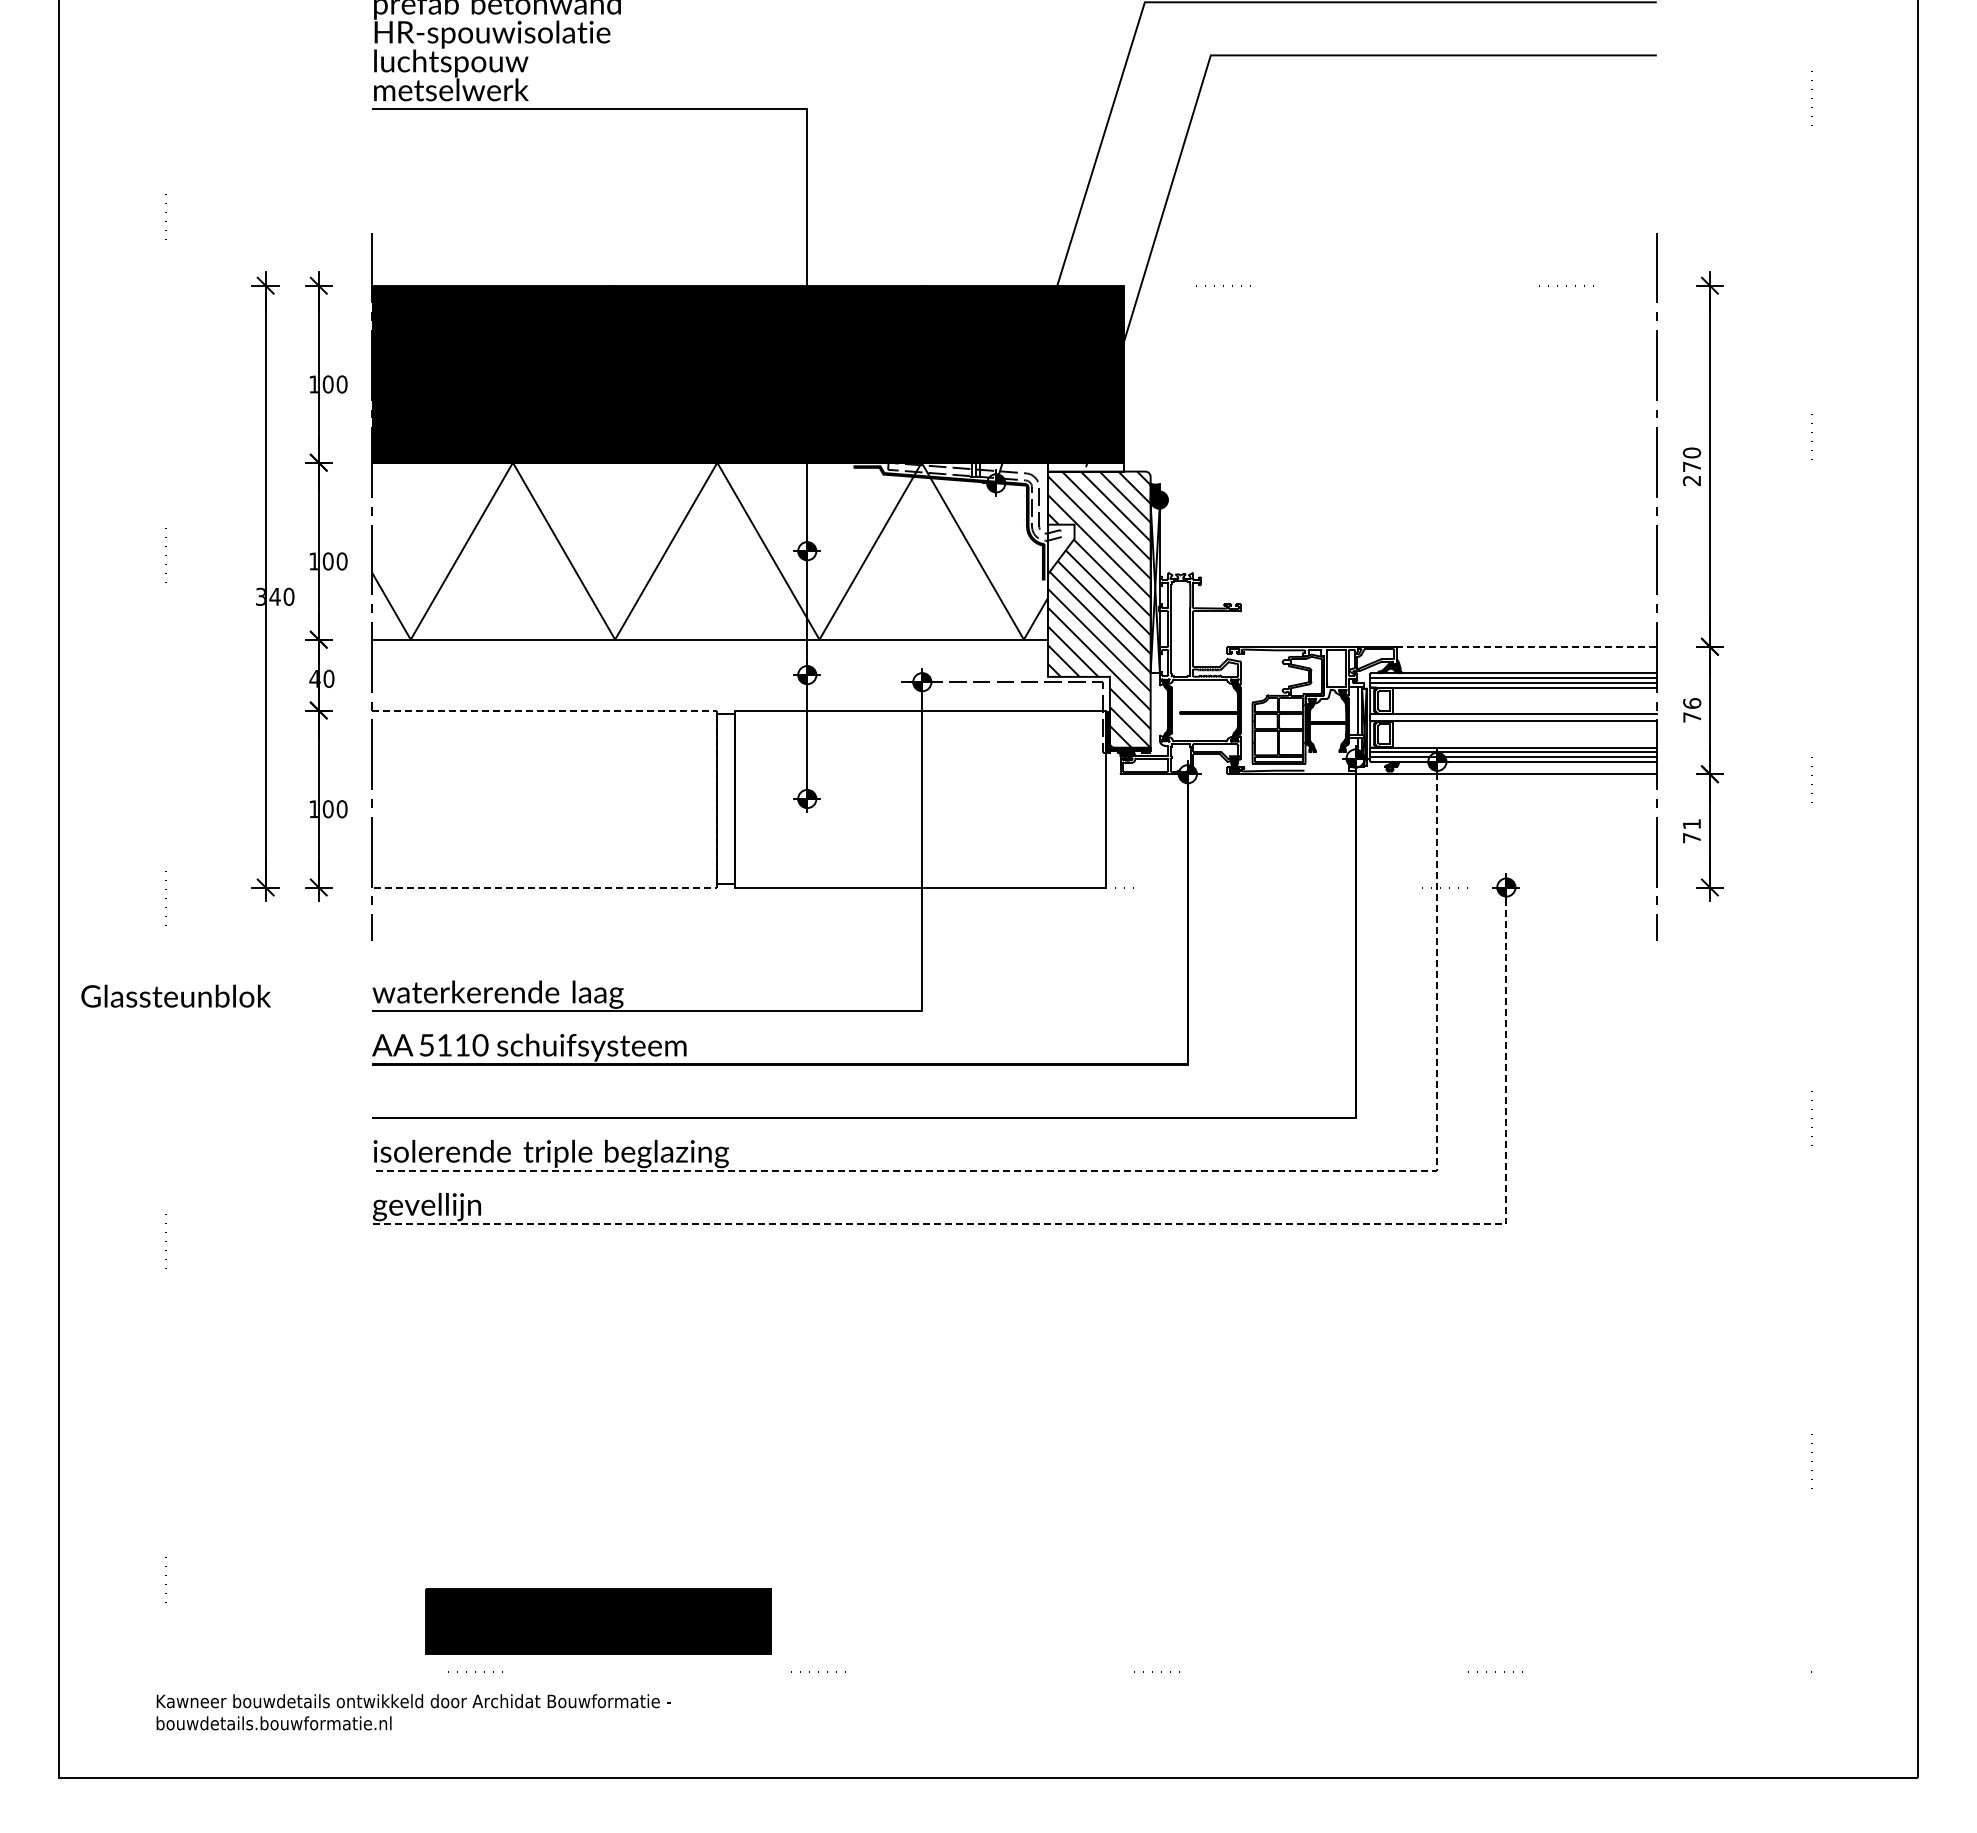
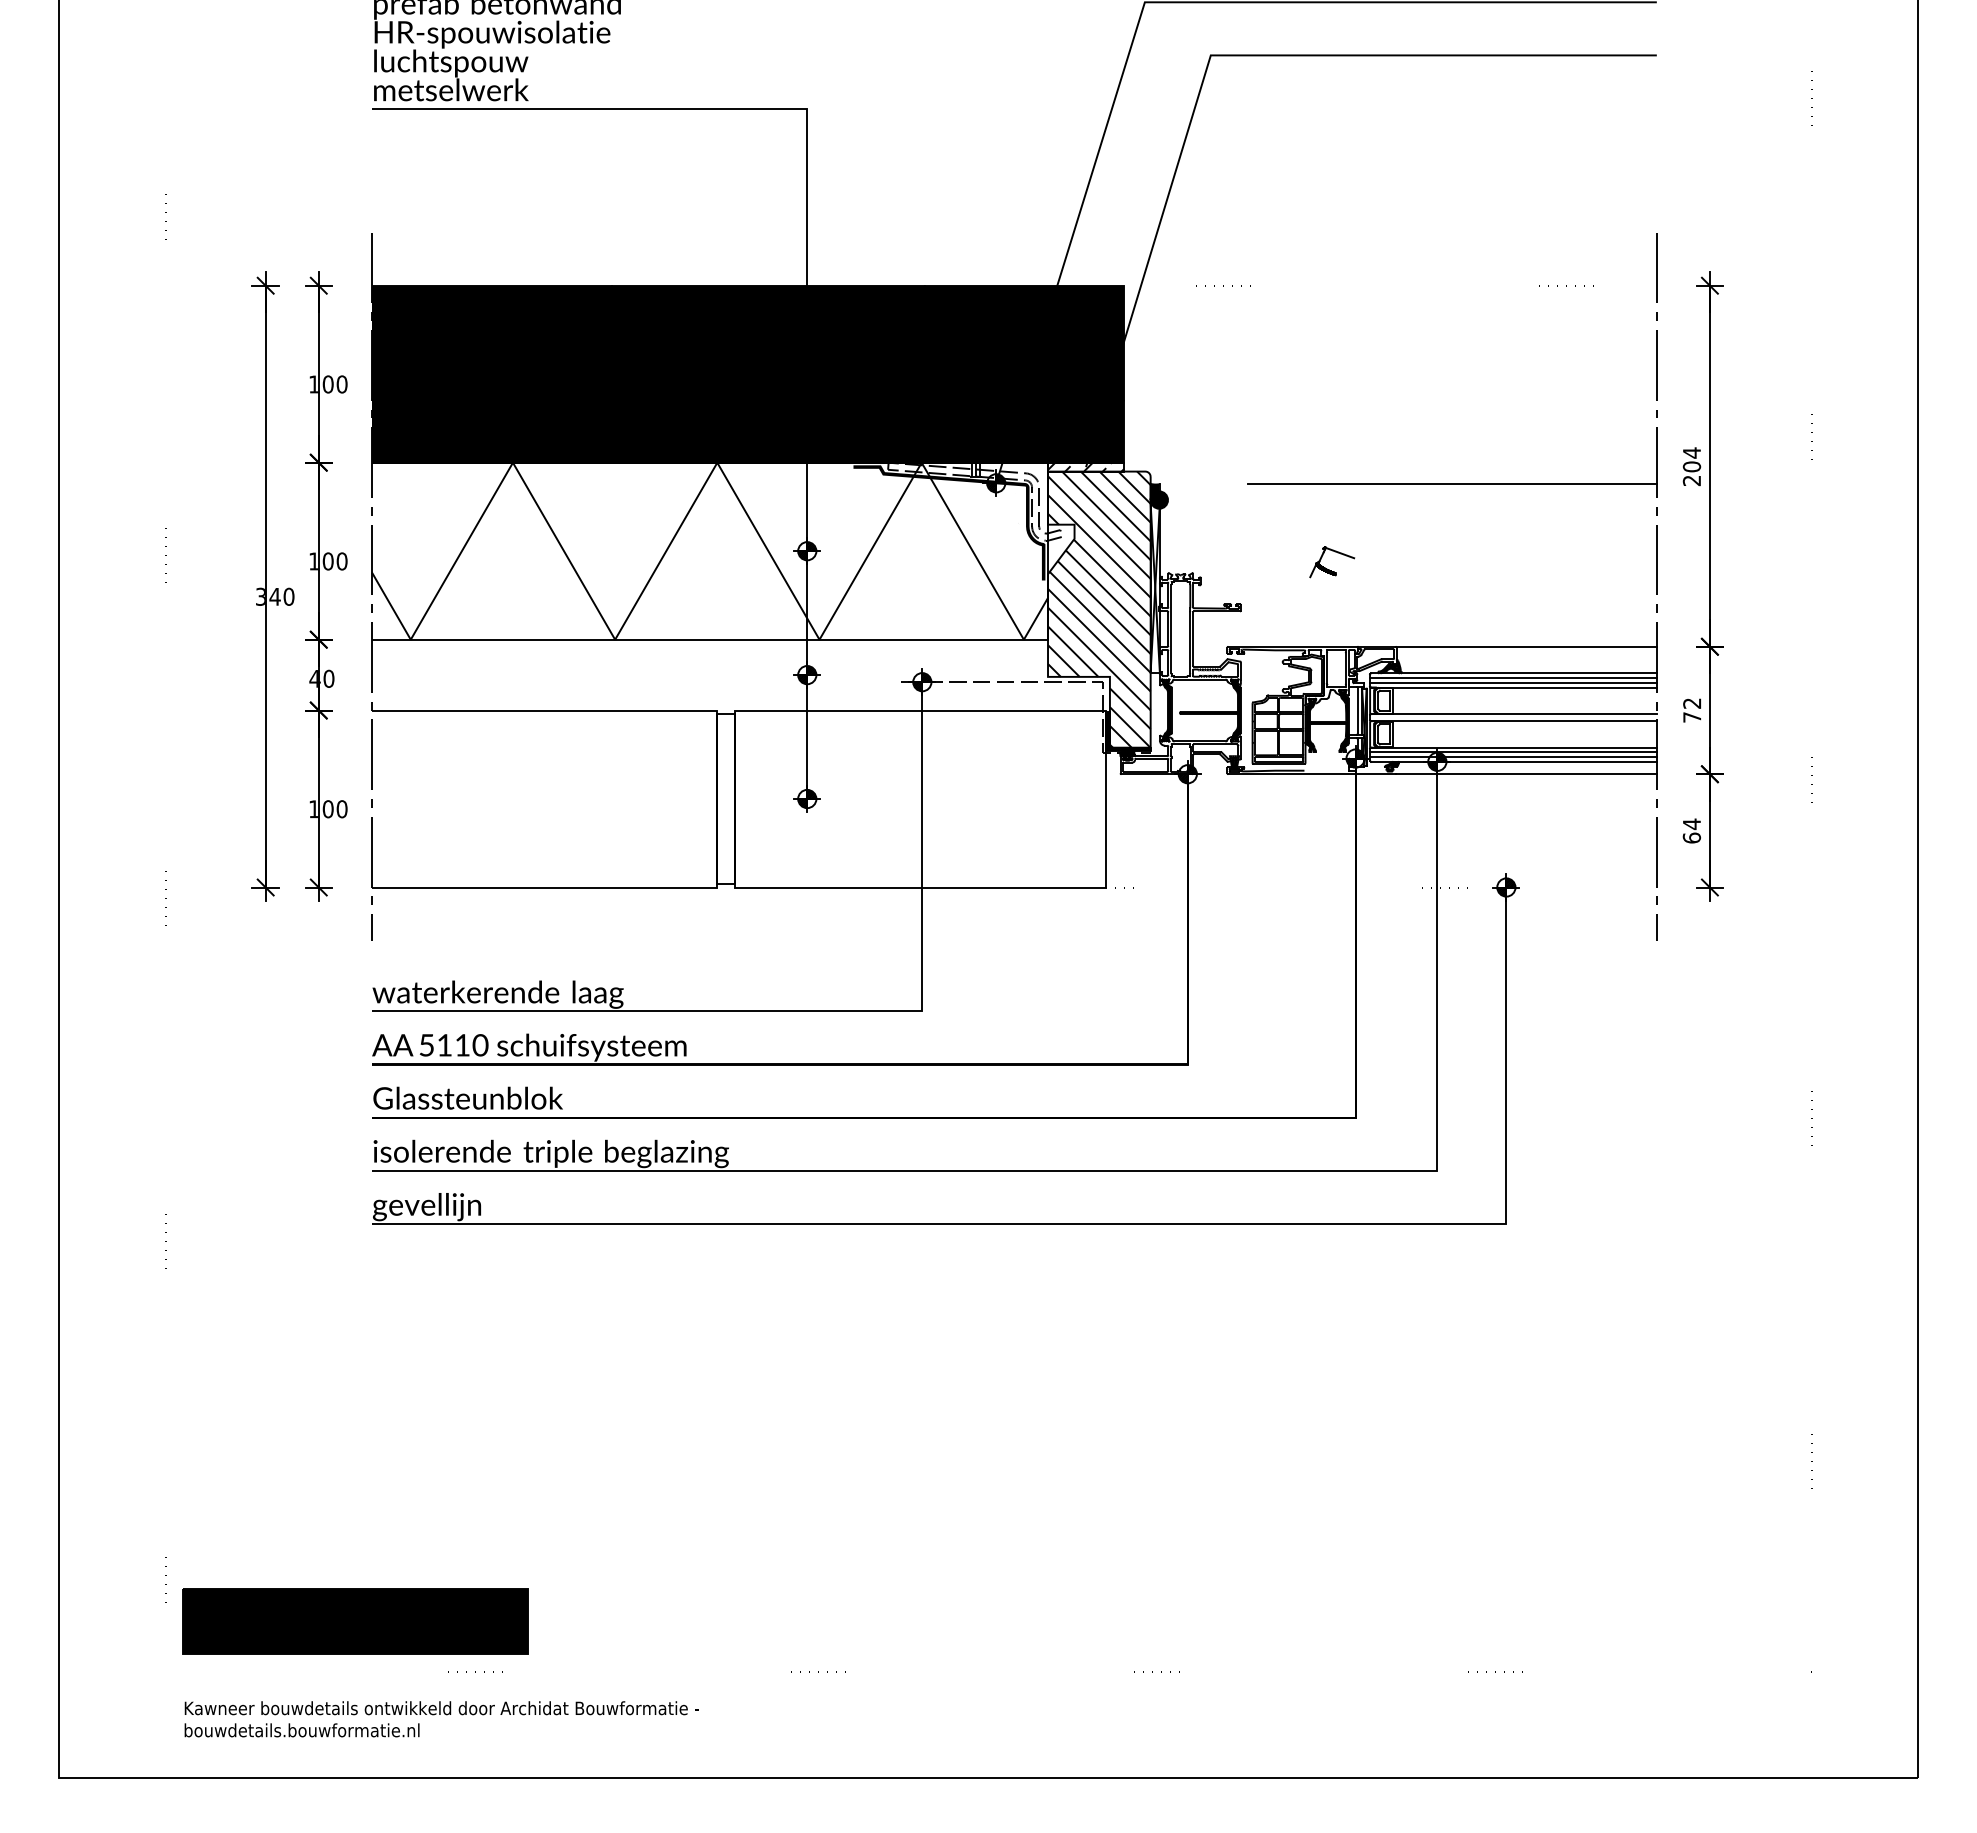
text: 270 -> 204 (1691, 459)
hatch: none -> present (1086, 466)
line: none -> present (1452, 483)
part: none -> present (1329, 569)
line: dashed -> solid (1526, 646)
text: 76 -> 72 (1692, 703)
line: dashed -> solid (717, 799)
text: 71 -> 64 (1691, 830)
text position: (175, 995) -> (467, 1097) (467, 1097)
line: dashed -> solid (1109, 1170)
line: dashed -> solid (1107, 1223)
part position: (598, 1621) -> (355, 1621) (355, 1621)
text position: (413, 1712) -> (441, 1719) (441, 1719)
